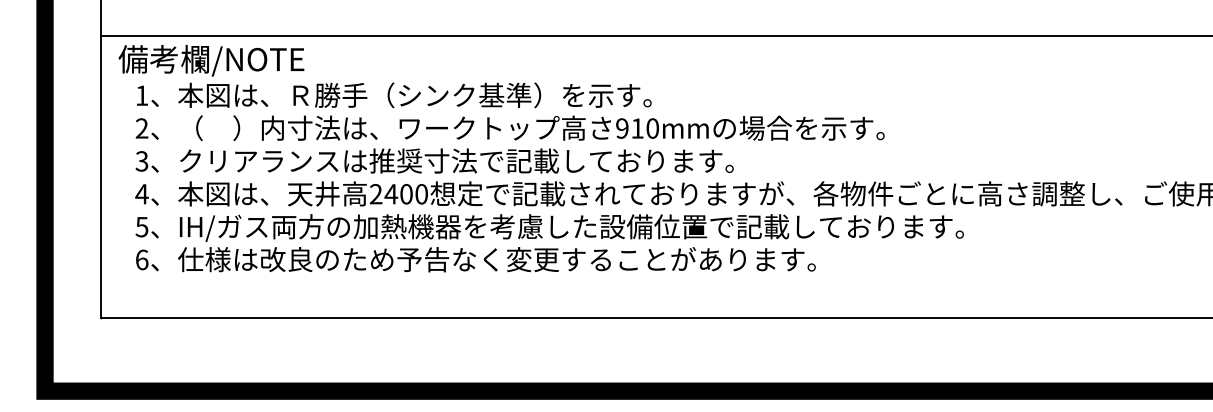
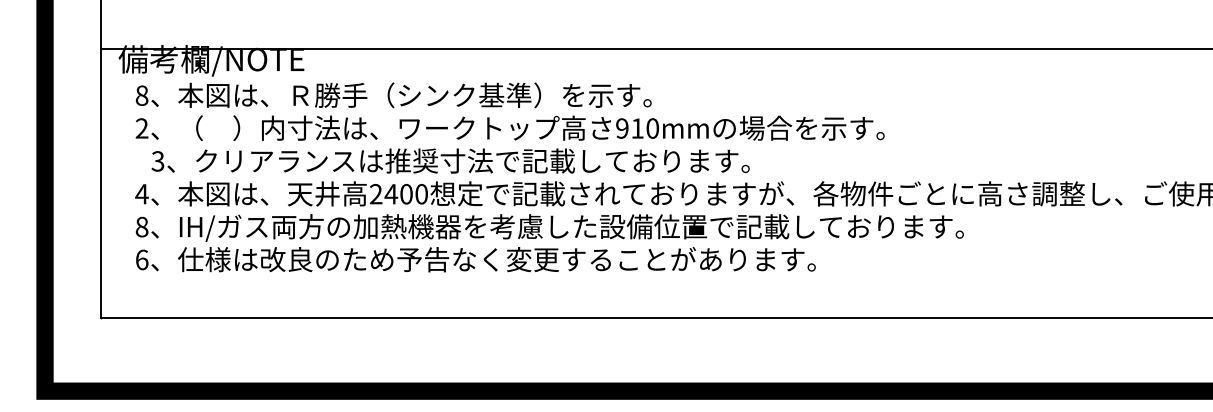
line position: (655, 35) -> (655, 48) (655, 48)
text: 1 -> 8 (141, 95)
text position: (434, 160) -> (450, 160) (450, 160)
text: 5 -> 8 (141, 226)
